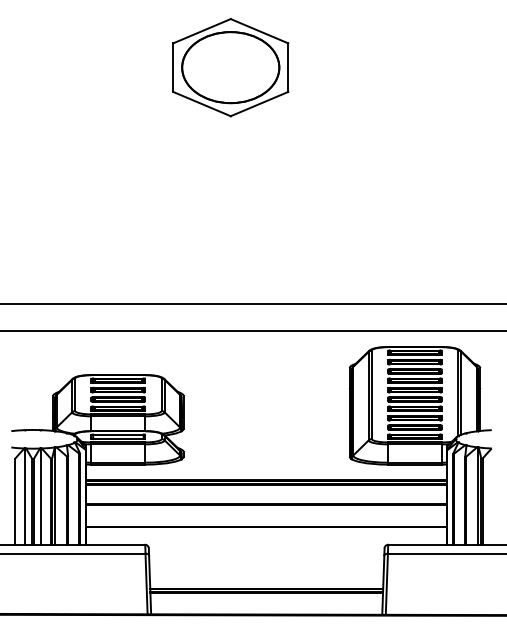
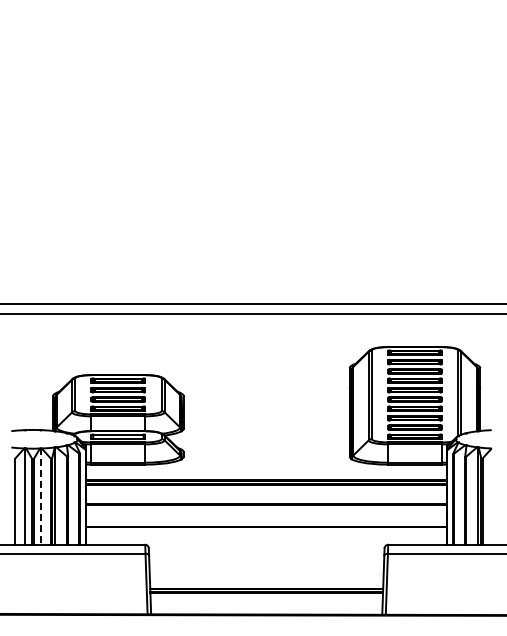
part: present -> none (230, 67)
line position: (252, 331) -> (252, 314) (252, 314)
line: solid -> dashed (40, 497)
